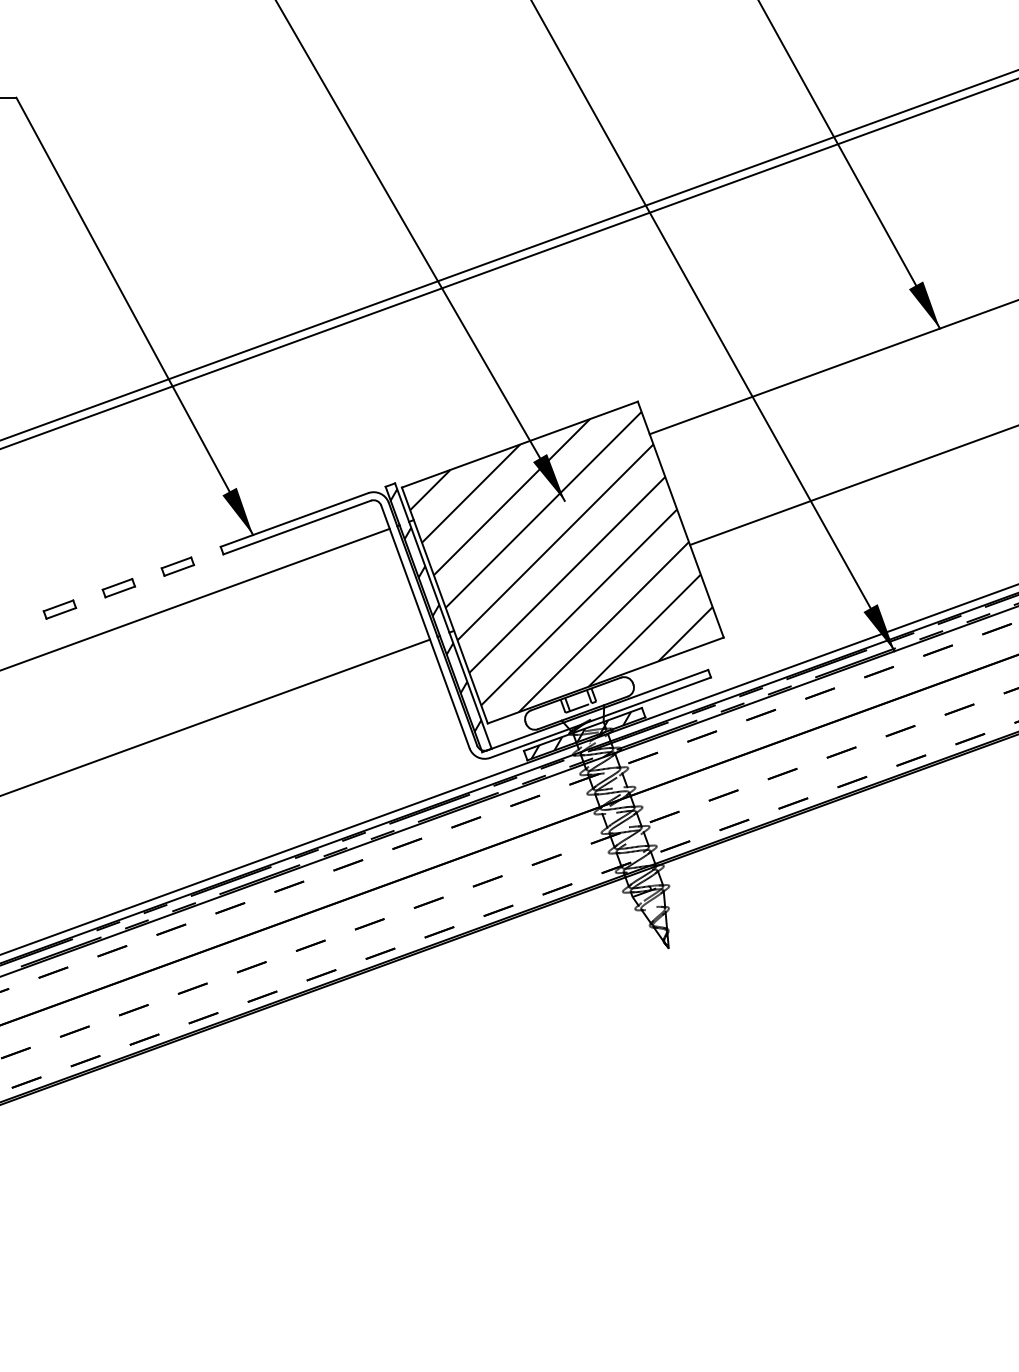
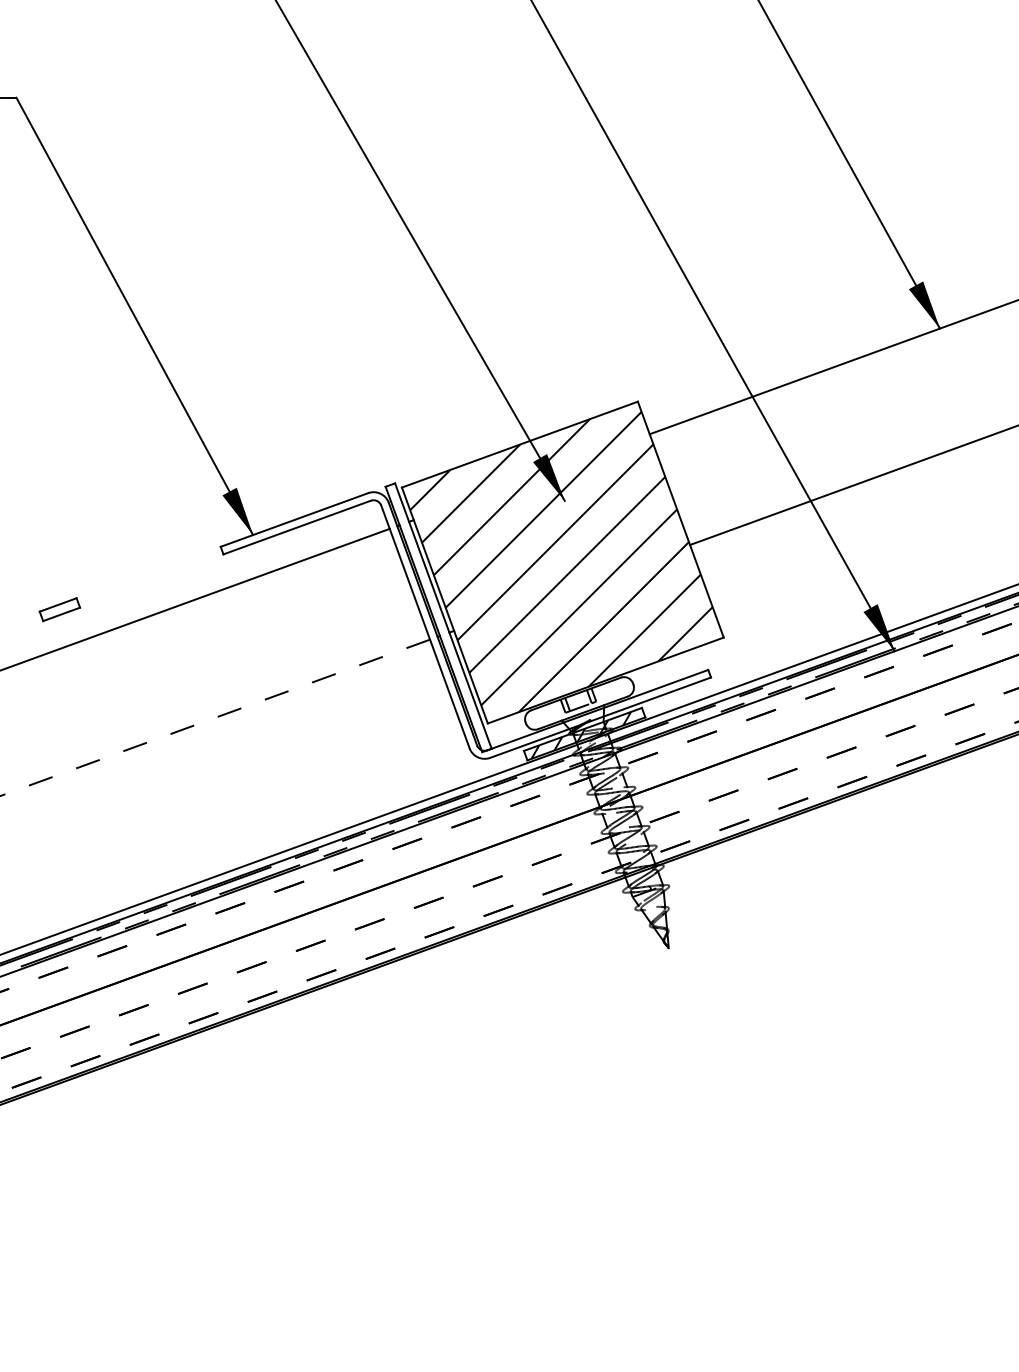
line: present -> none (508, 255)
line: present -> none (508, 263)
part: present -> none (177, 566)
part: present -> none (118, 588)
part size: 36x21 px -> 44x26 px (59, 609)
hatch: present -> none (435, 610)
line: solid -> dashed (214, 717)
